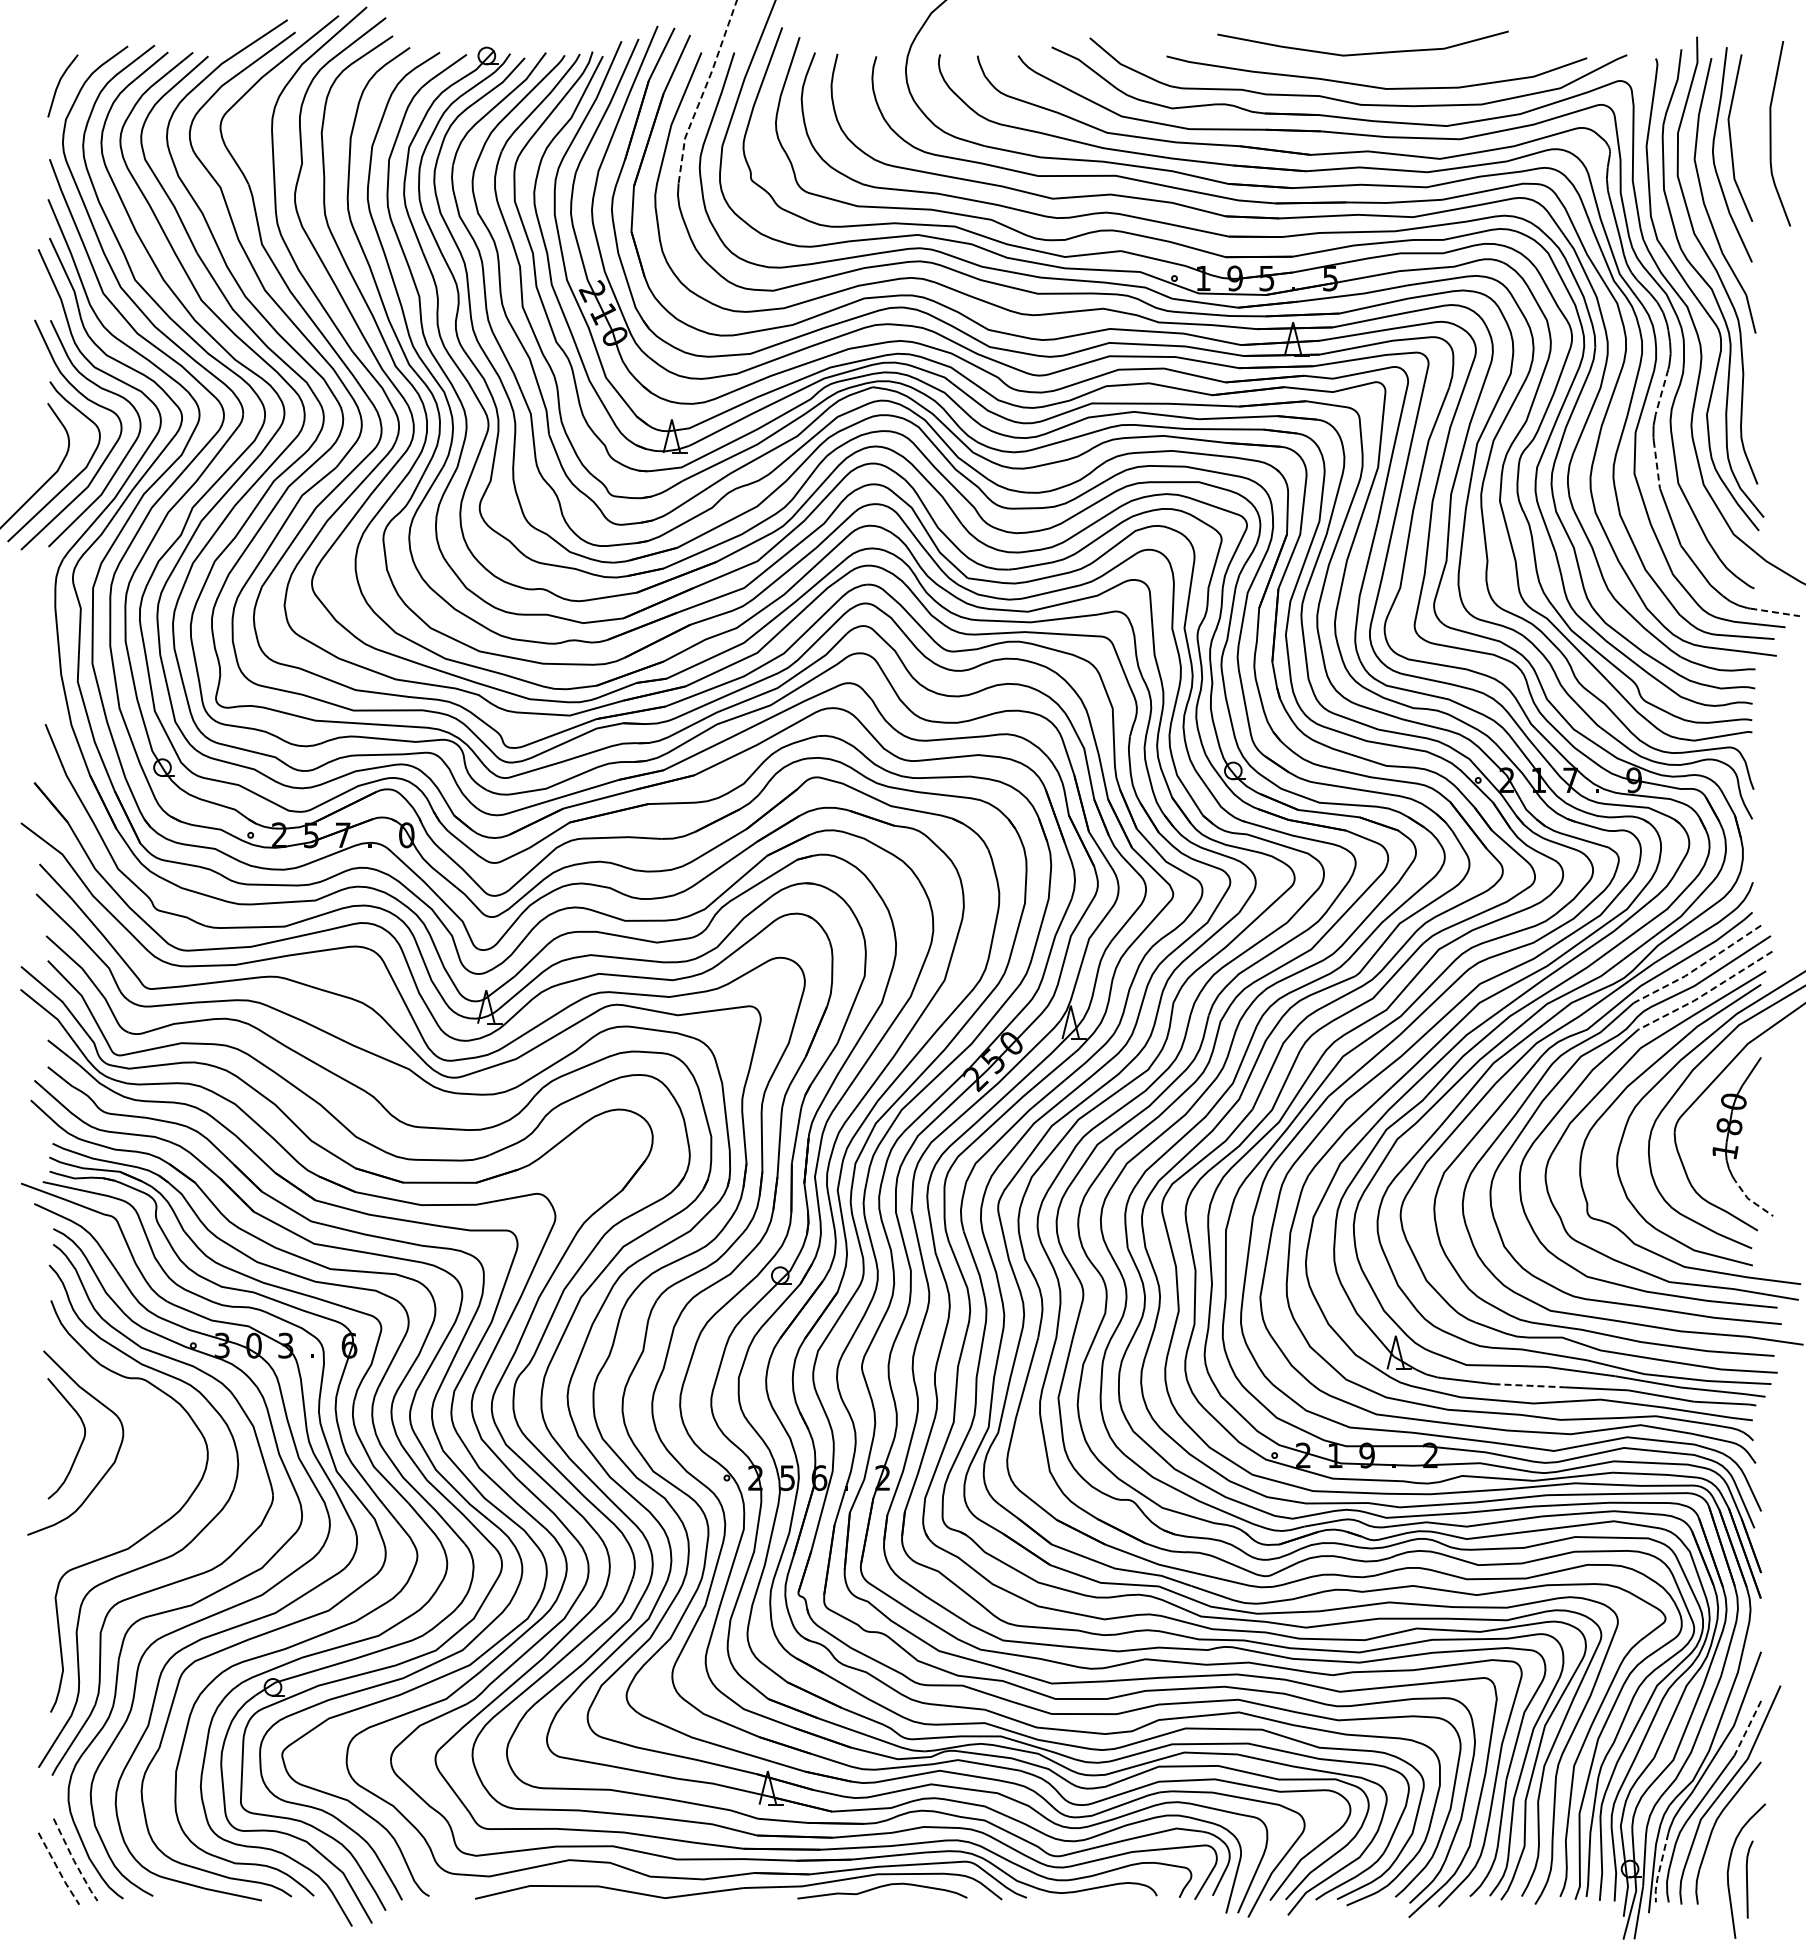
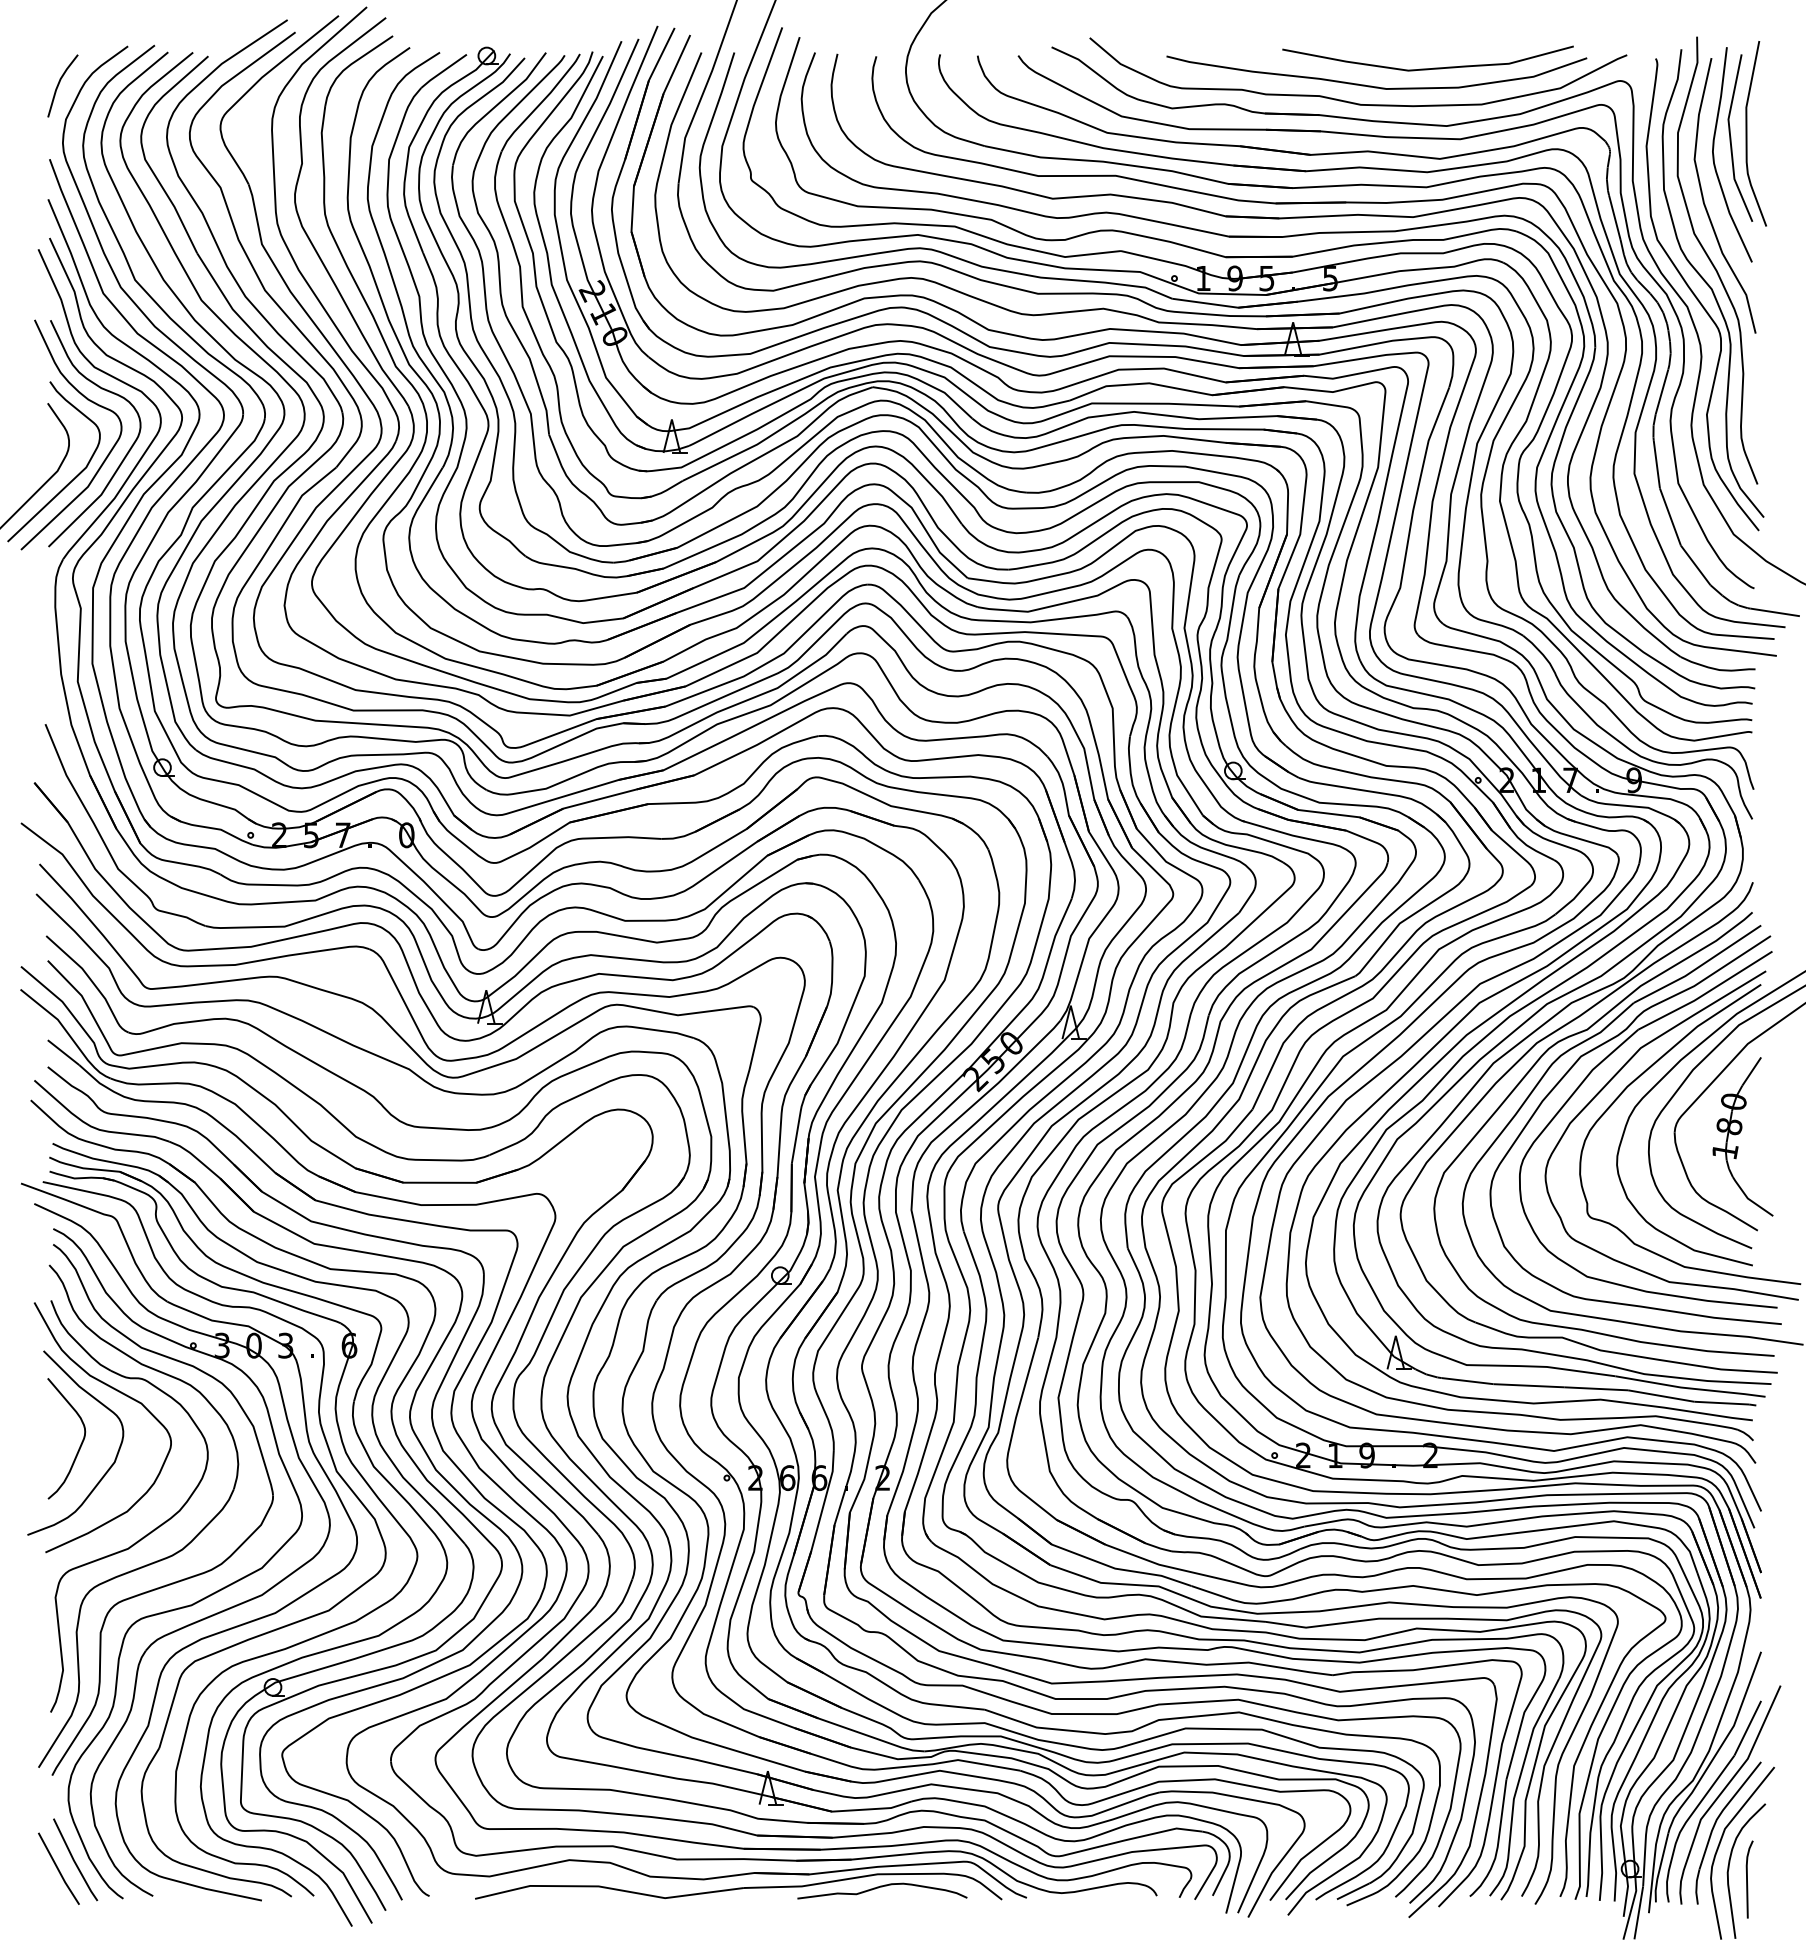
curve position: (1362, 53) -> (1427, 68) (1427, 68)
line: dashed -> solid (704, 91)
curve position: (1771, 133) -> (1747, 133) (1747, 133)
line: dashed -> solid (1661, 392)
line: dashed -> solid (1656, 464)
line: dashed -> solid (1775, 612)
line: dashed -> solid (1698, 967)
line: dashed -> solid (1706, 993)
line: dashed -> solid (1748, 1199)
line: dashed -> solid (1529, 1385)
curve: none -> present (120, 1393)
text: 5 -> 6 (787, 1478)
line: dashed -> solid (1747, 1728)
curve: none -> present (1720, 1844)
line: dashed -> solid (74, 1861)
line: dashed -> solid (1659, 1868)
line: dashed -> solid (58, 1870)
